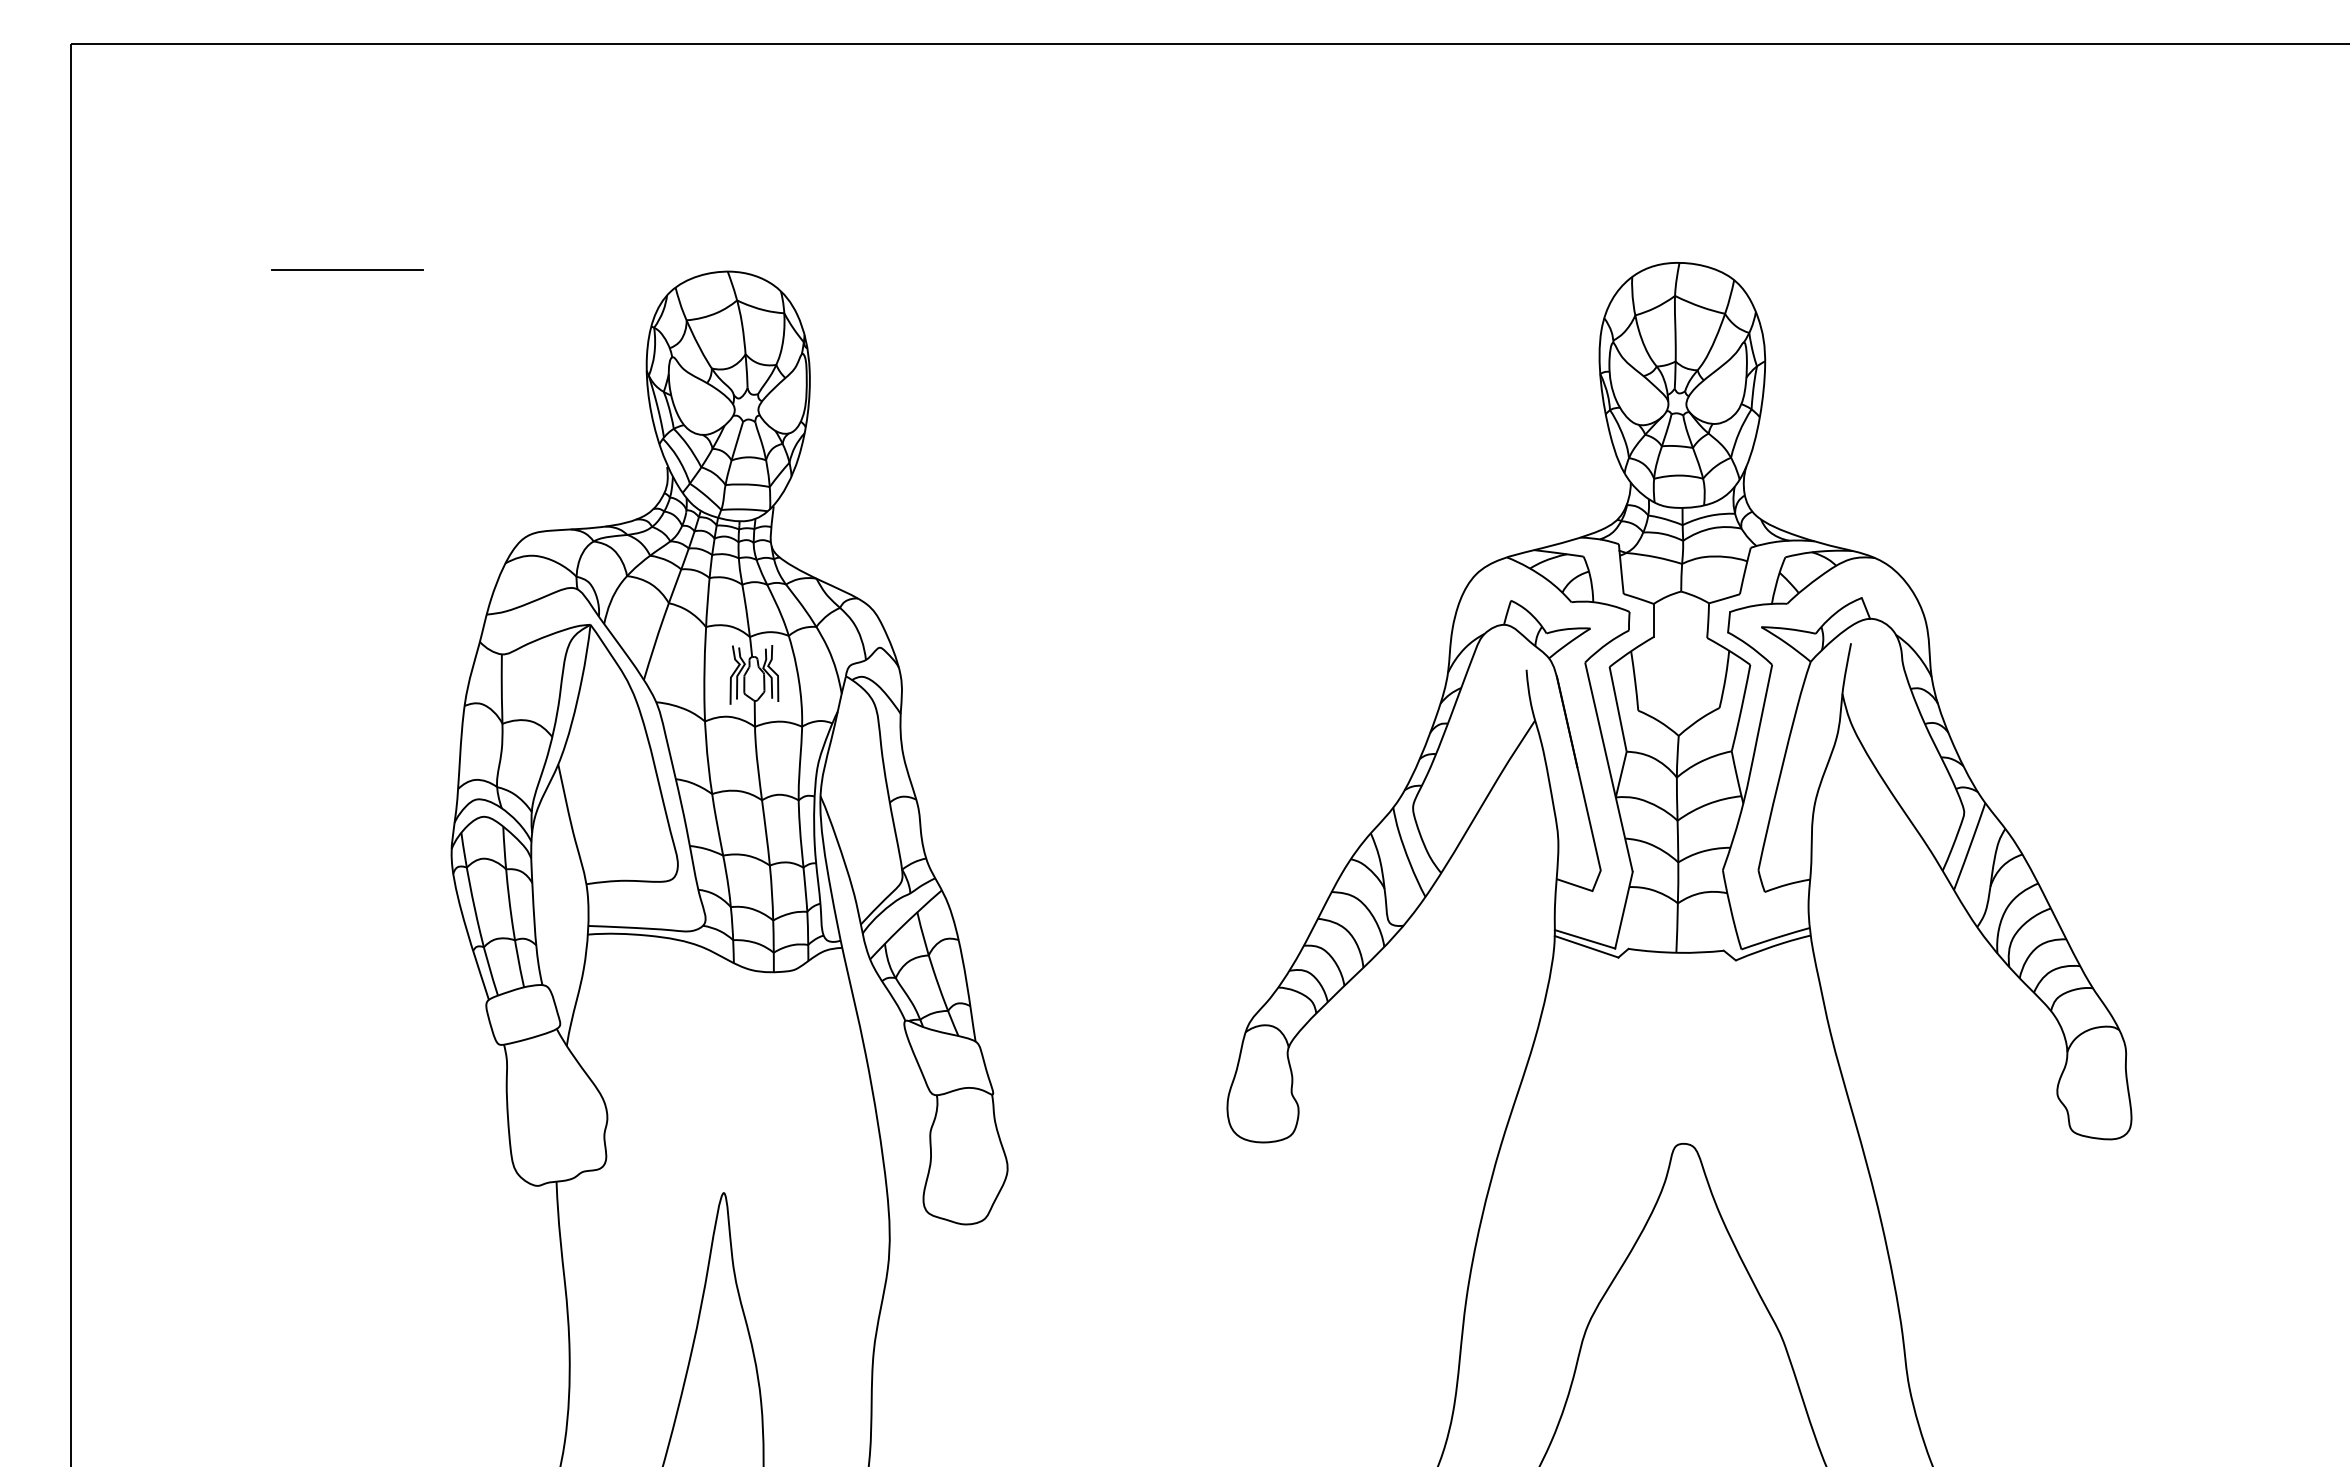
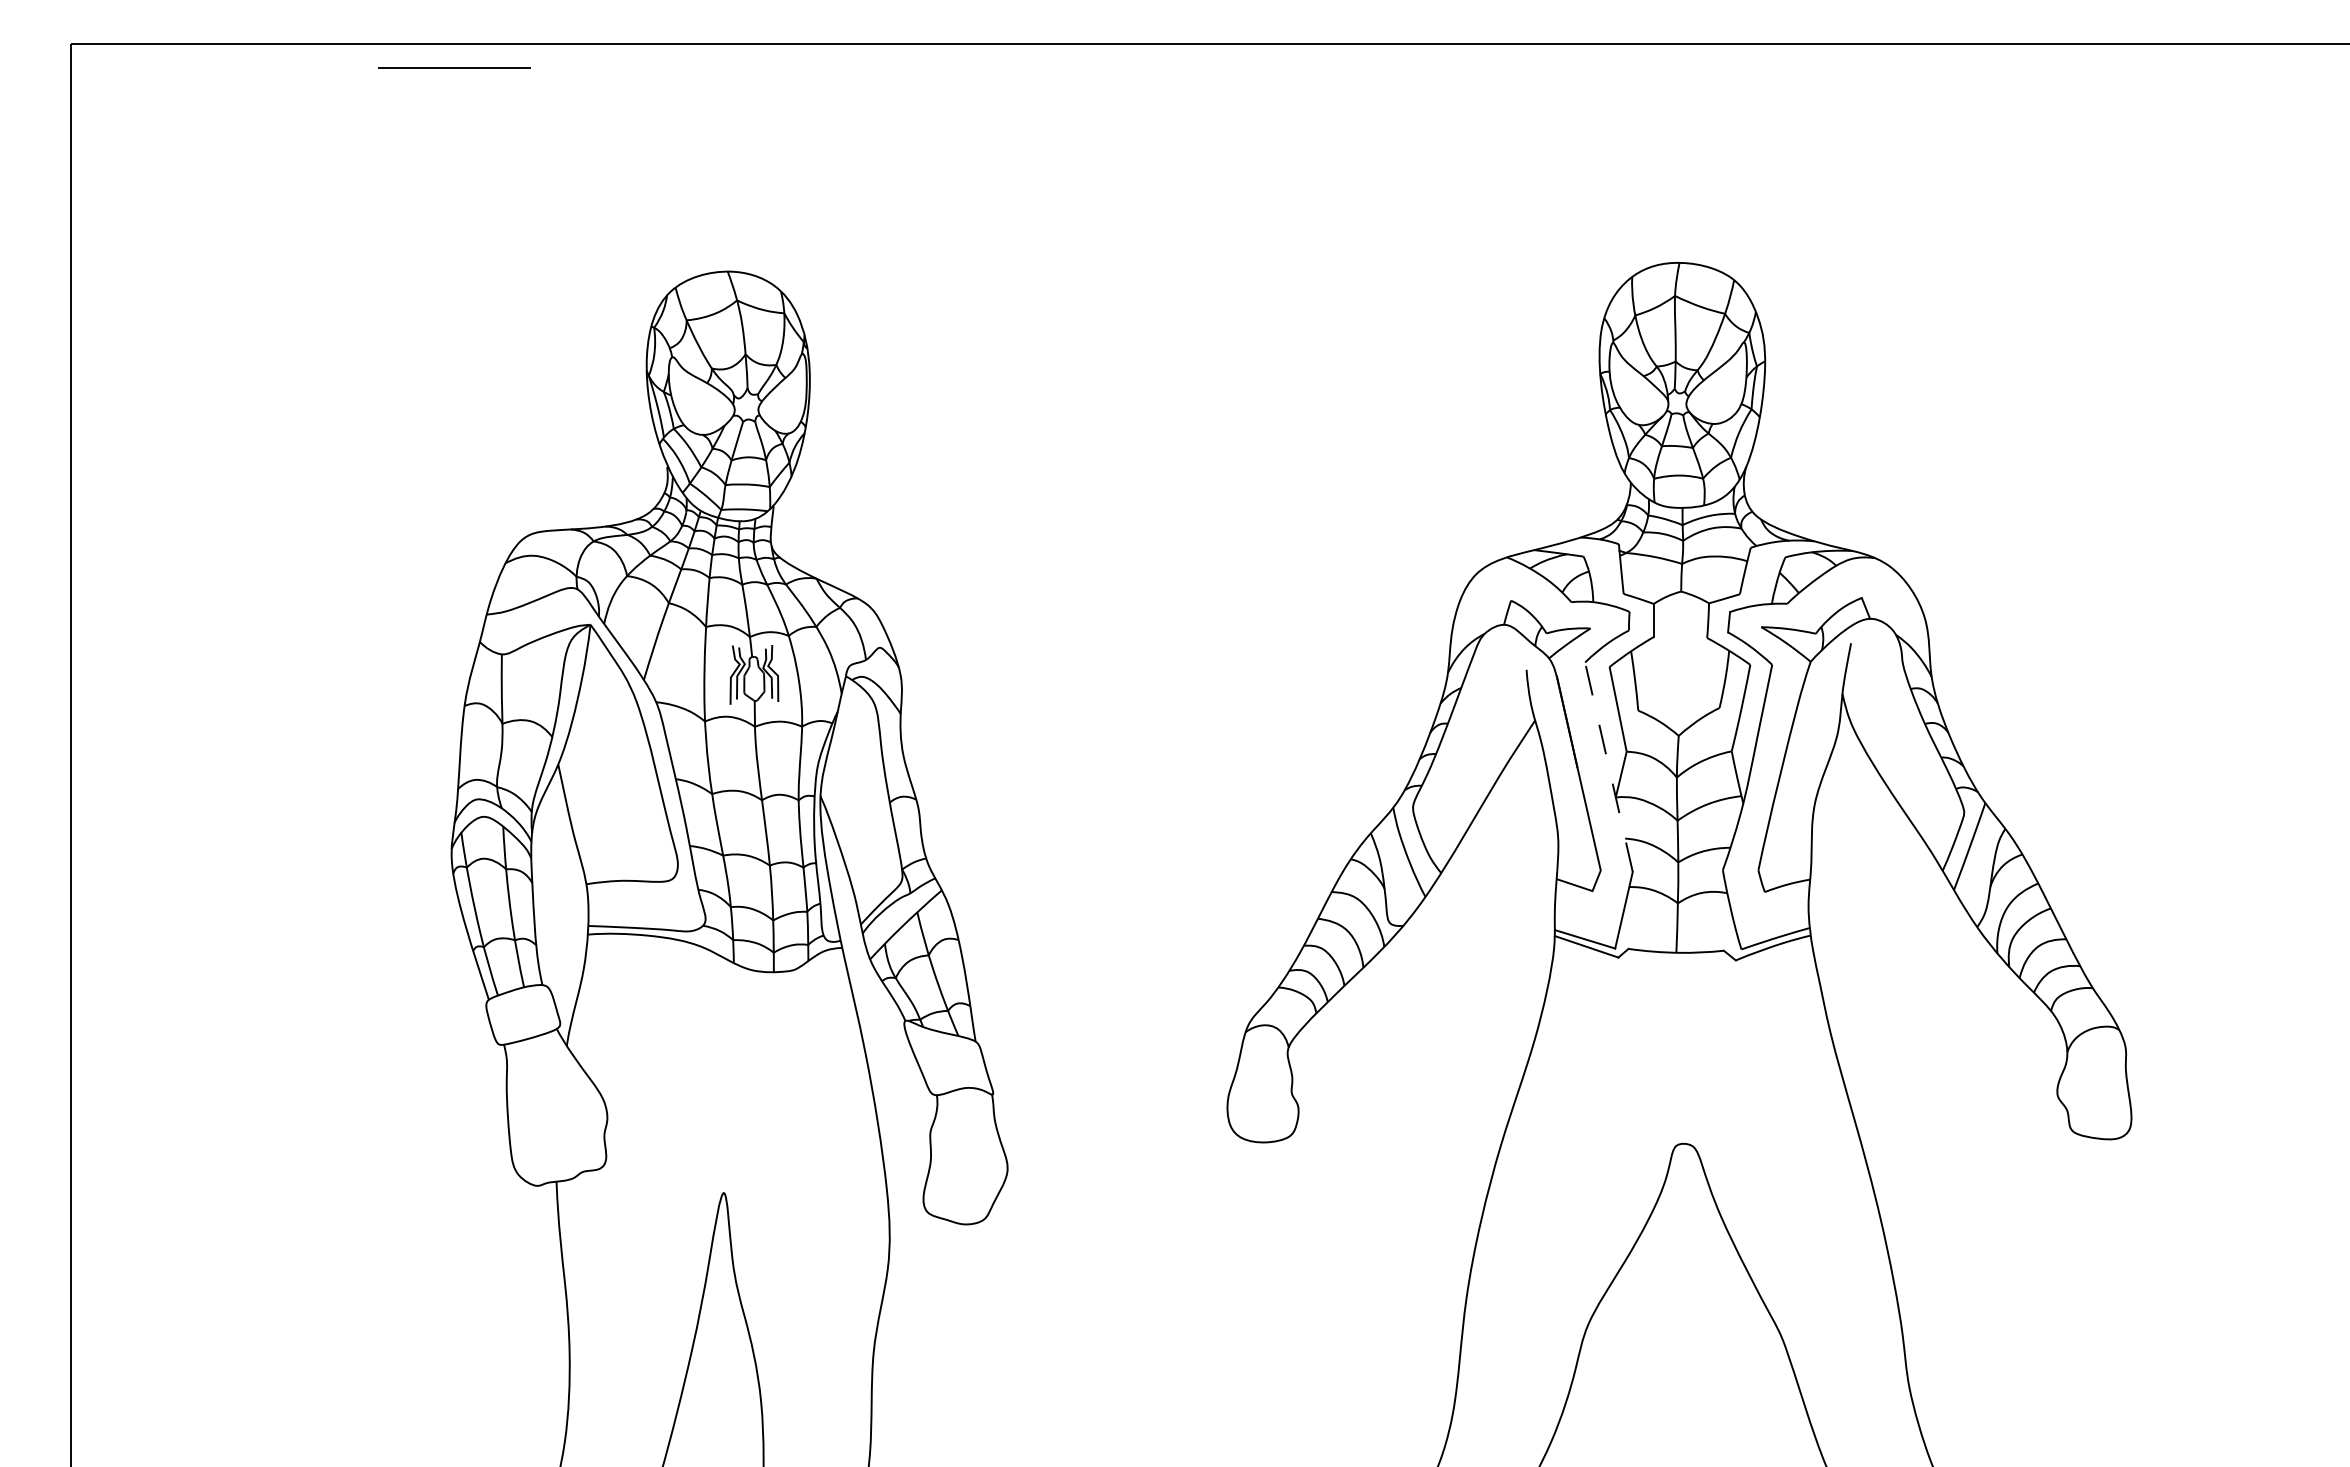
line position: (347, 269) -> (454, 67) (454, 67)
line: solid -> dashed (1608, 766)
